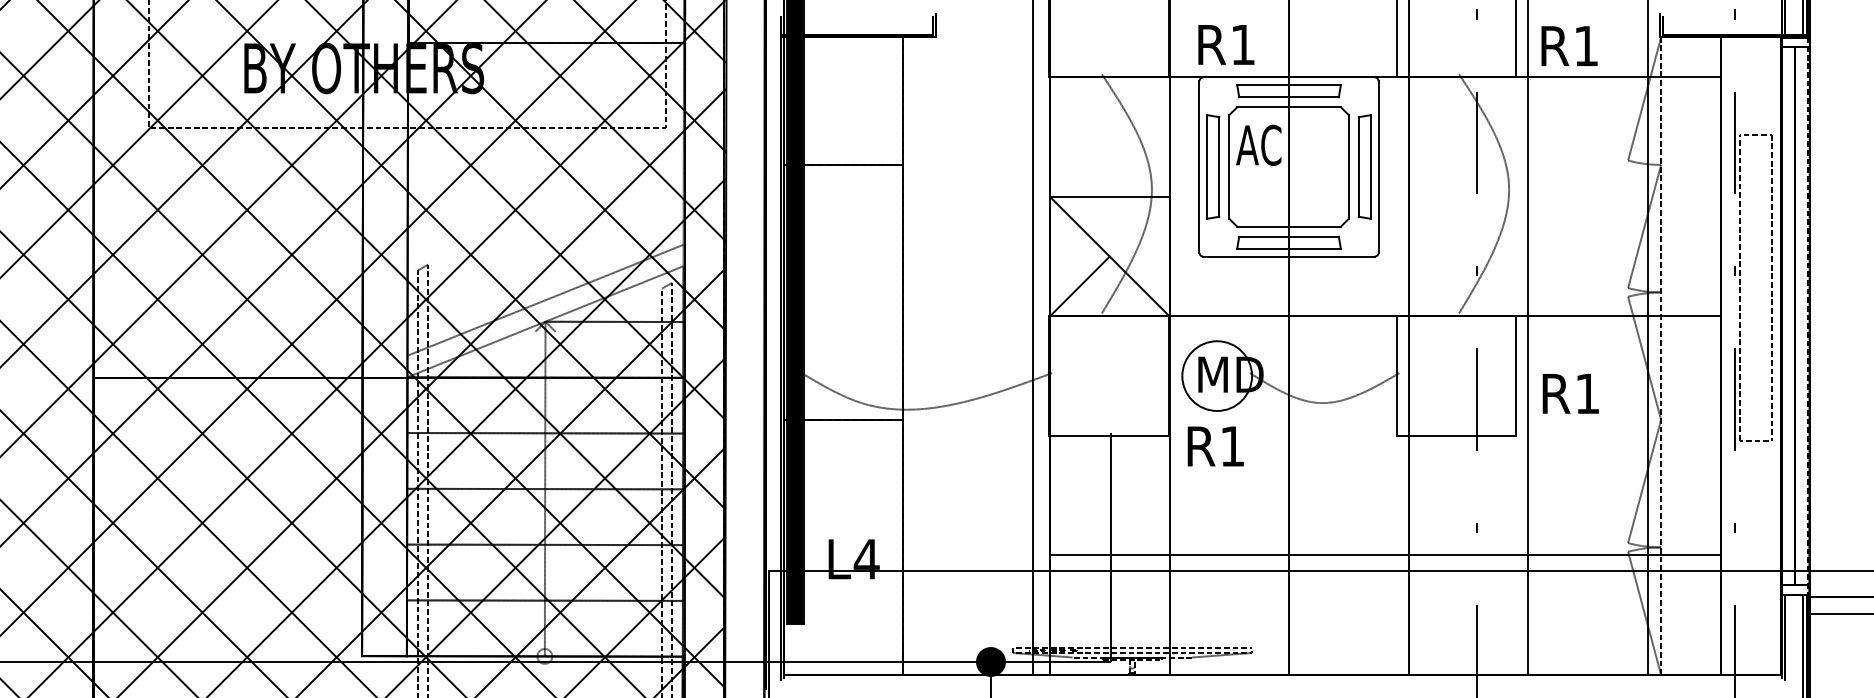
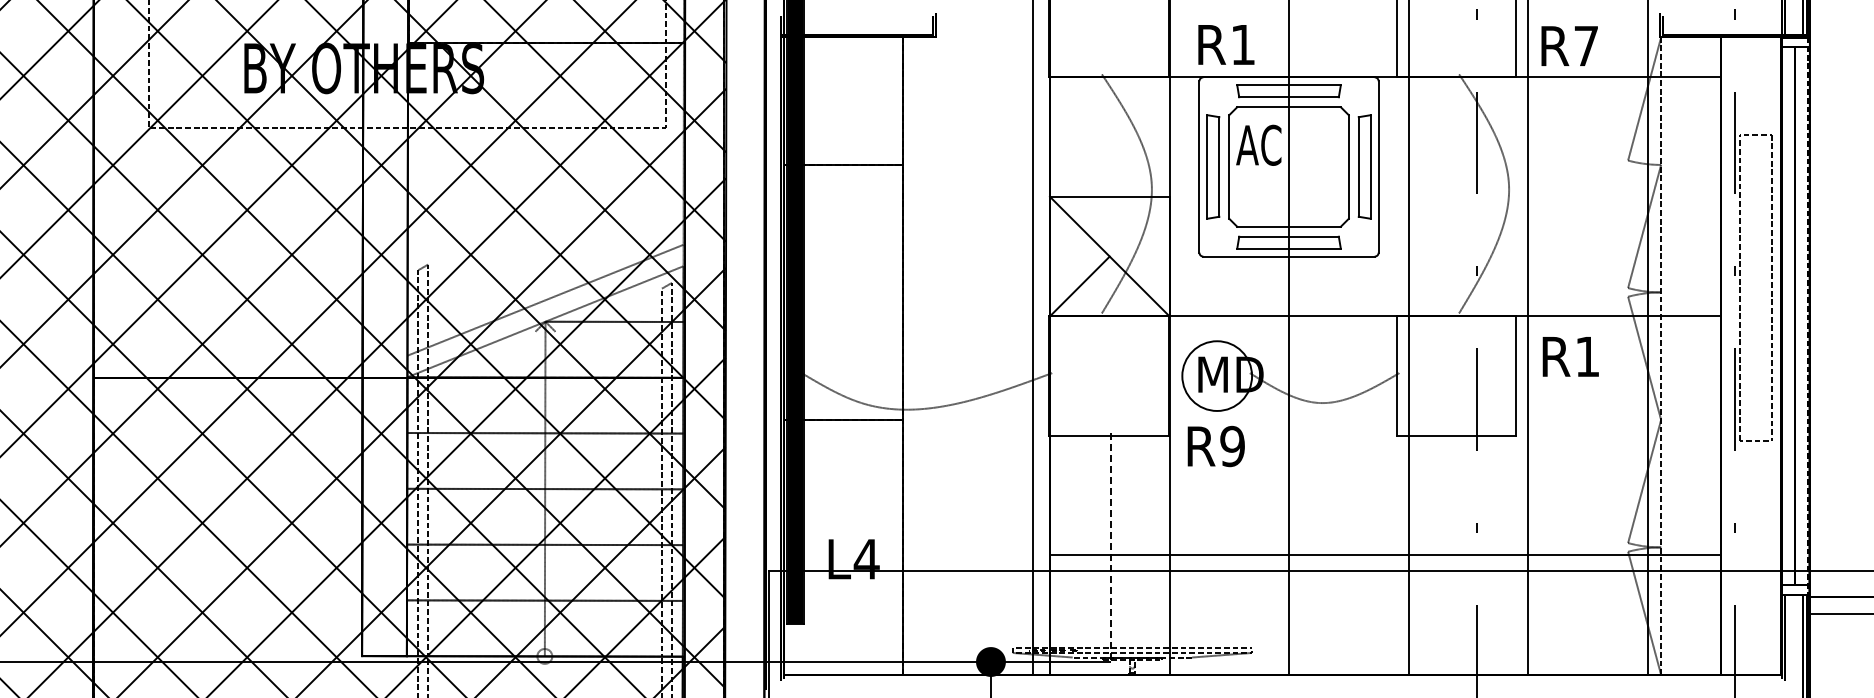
text: R1 -> R7 (1585, 46)
text position: (1570, 393) -> (1570, 356) (1570, 356)
text: R1 -> R9 (1232, 446)
line: solid -> dashed (1110, 547)
